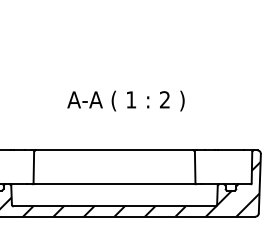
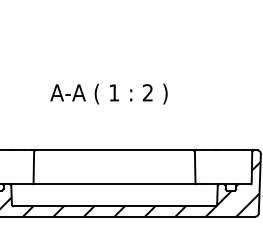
text position: (125, 100) -> (108, 93) (108, 93)
